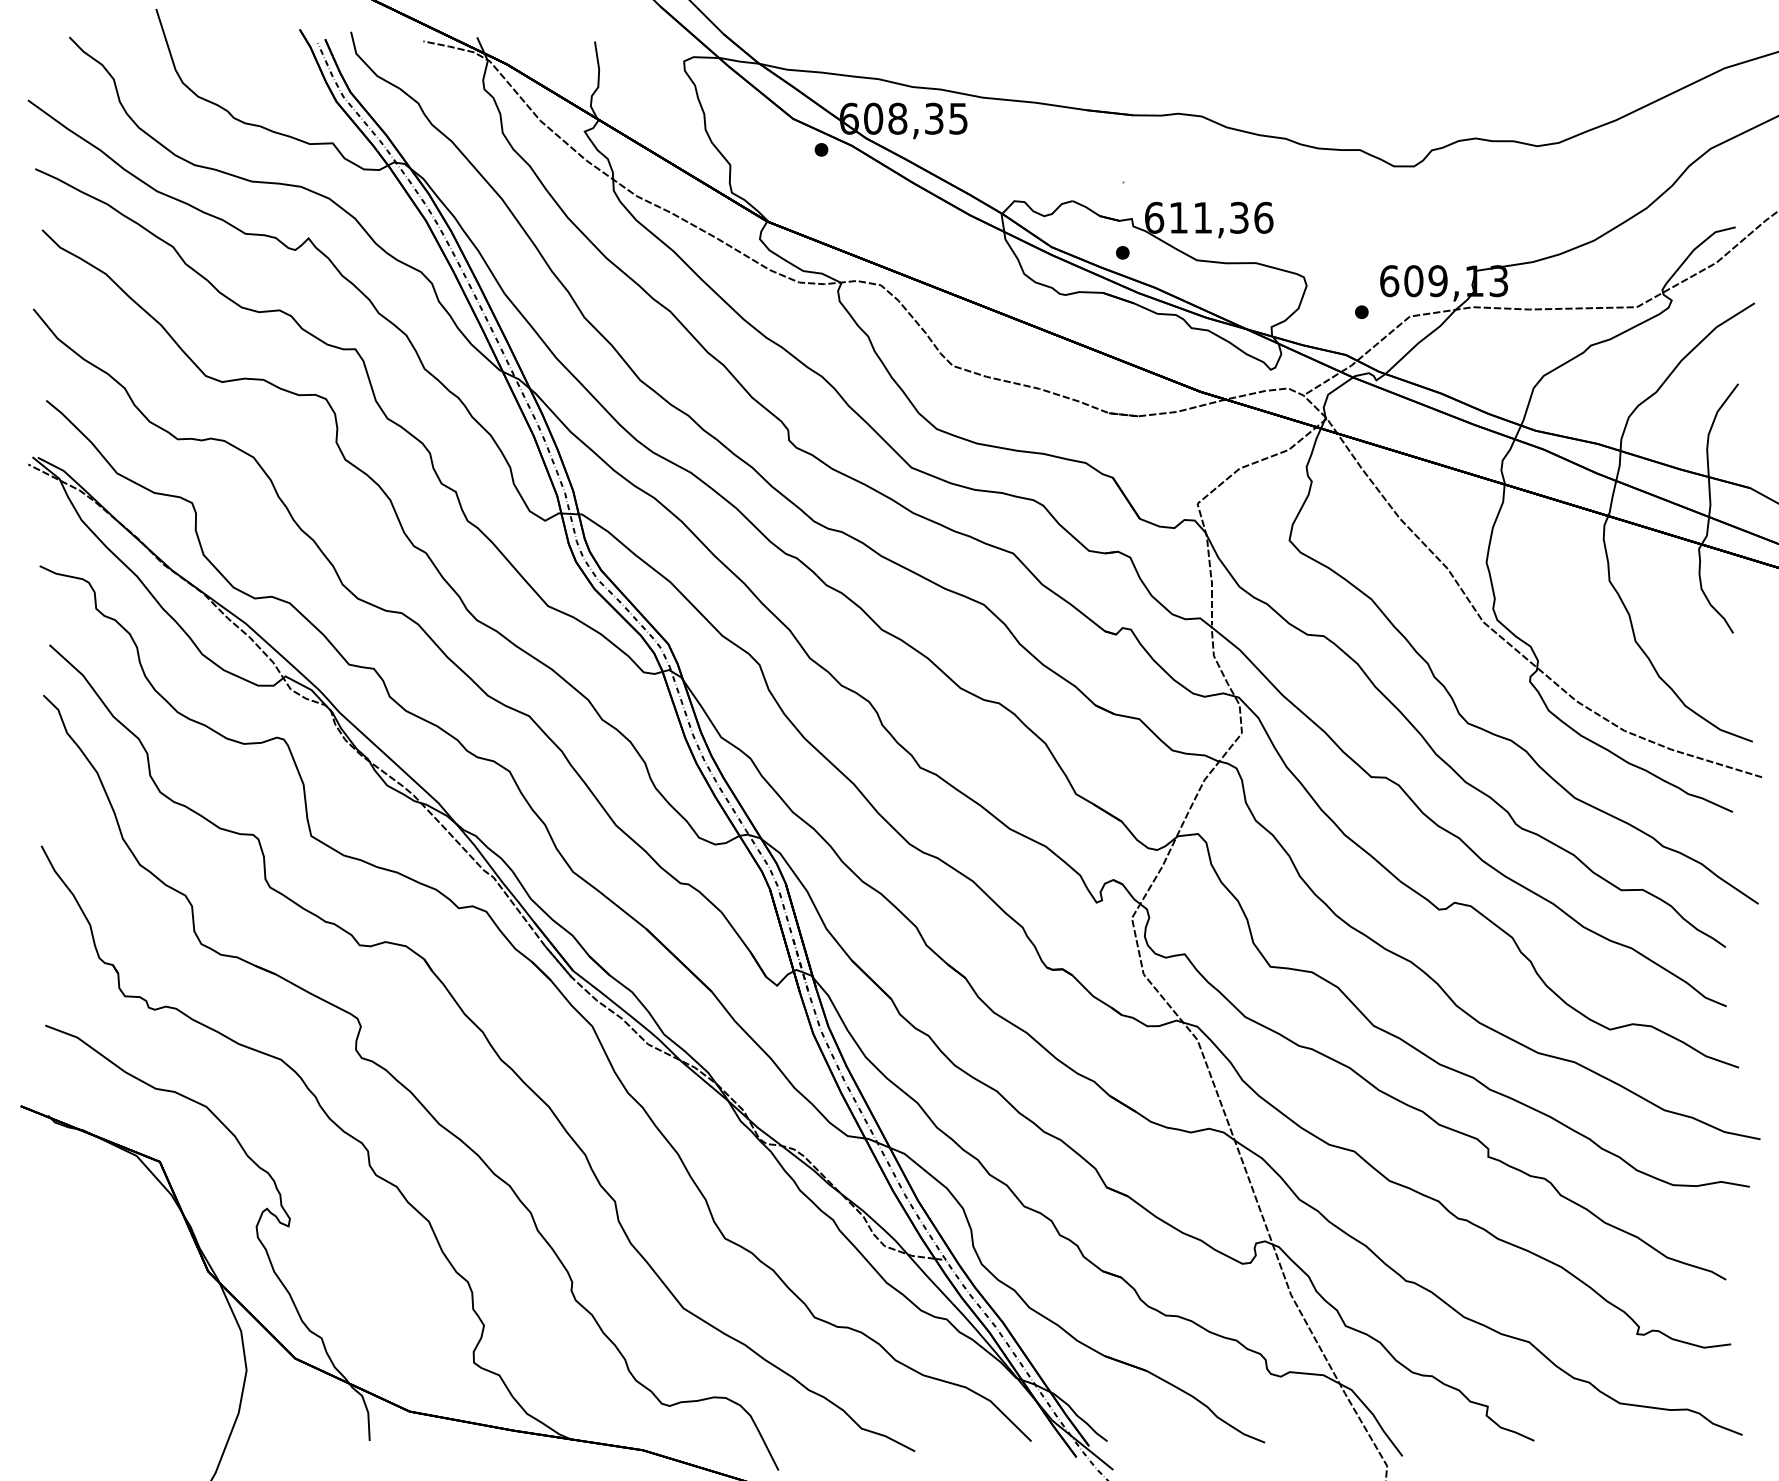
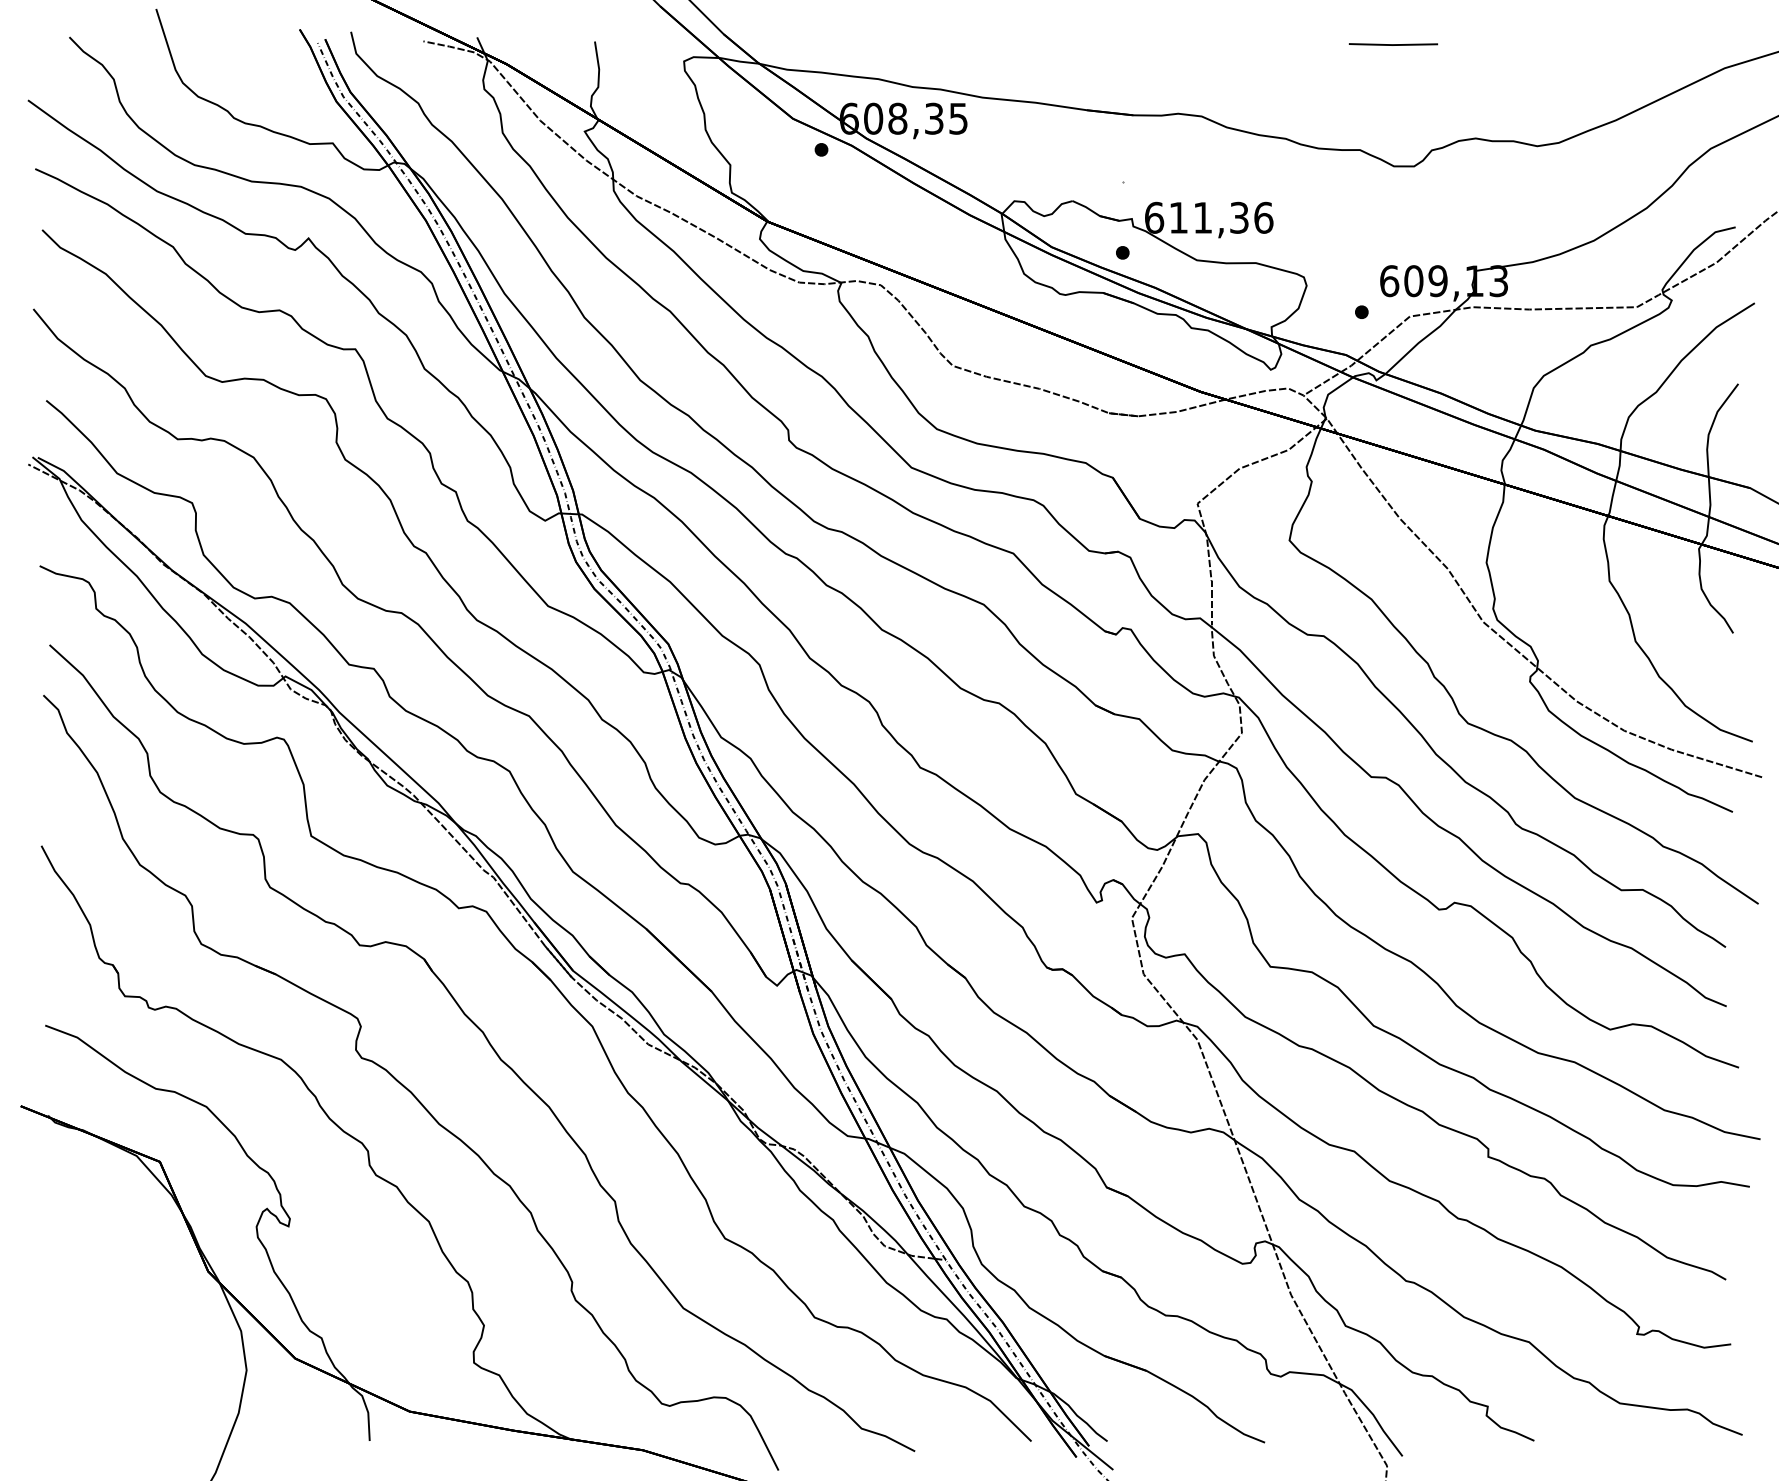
line: none -> present (1393, 44)
